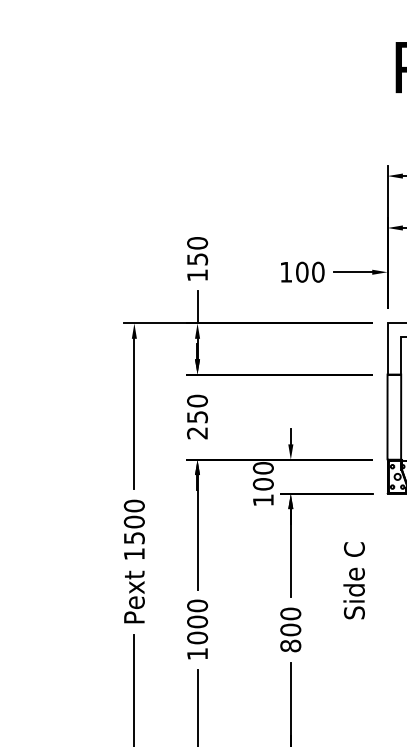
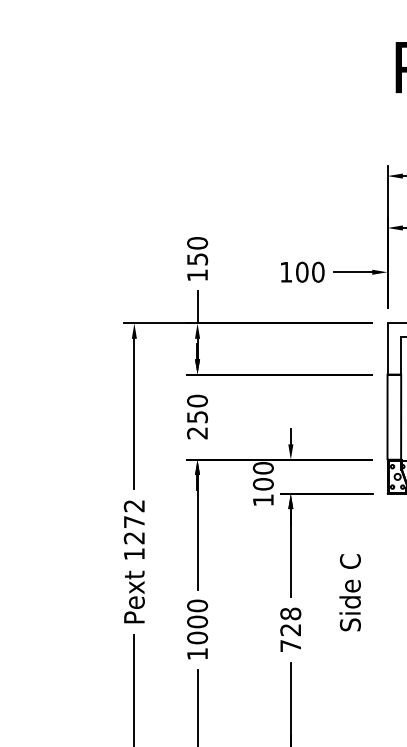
text: 1500 -> 1272 (133, 521)
text position: (353, 580) -> (349, 592) (349, 592)
text: 800 -> 728 (290, 629)
